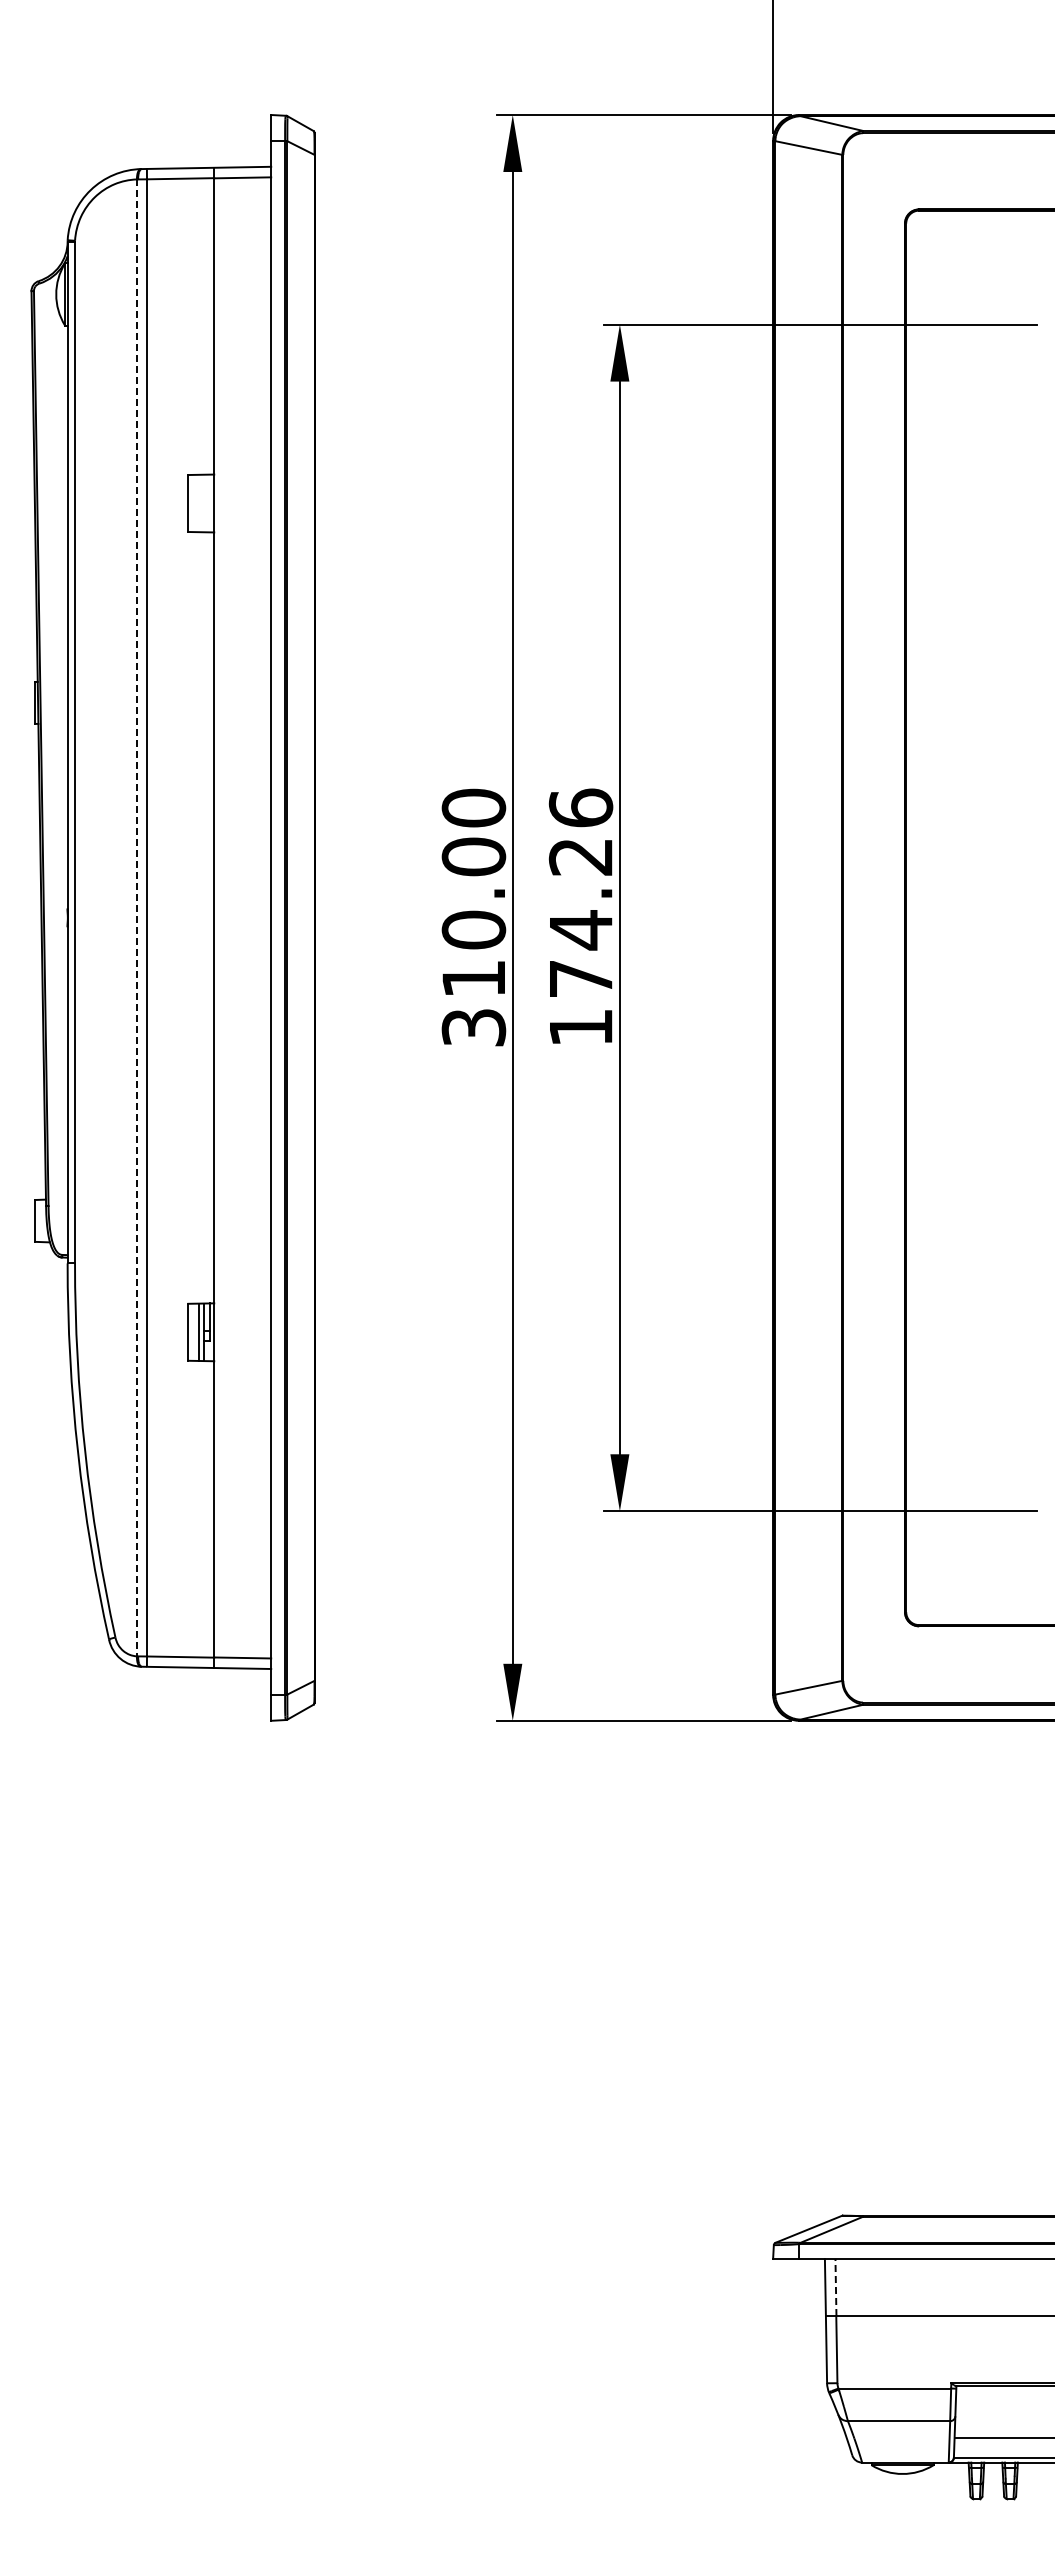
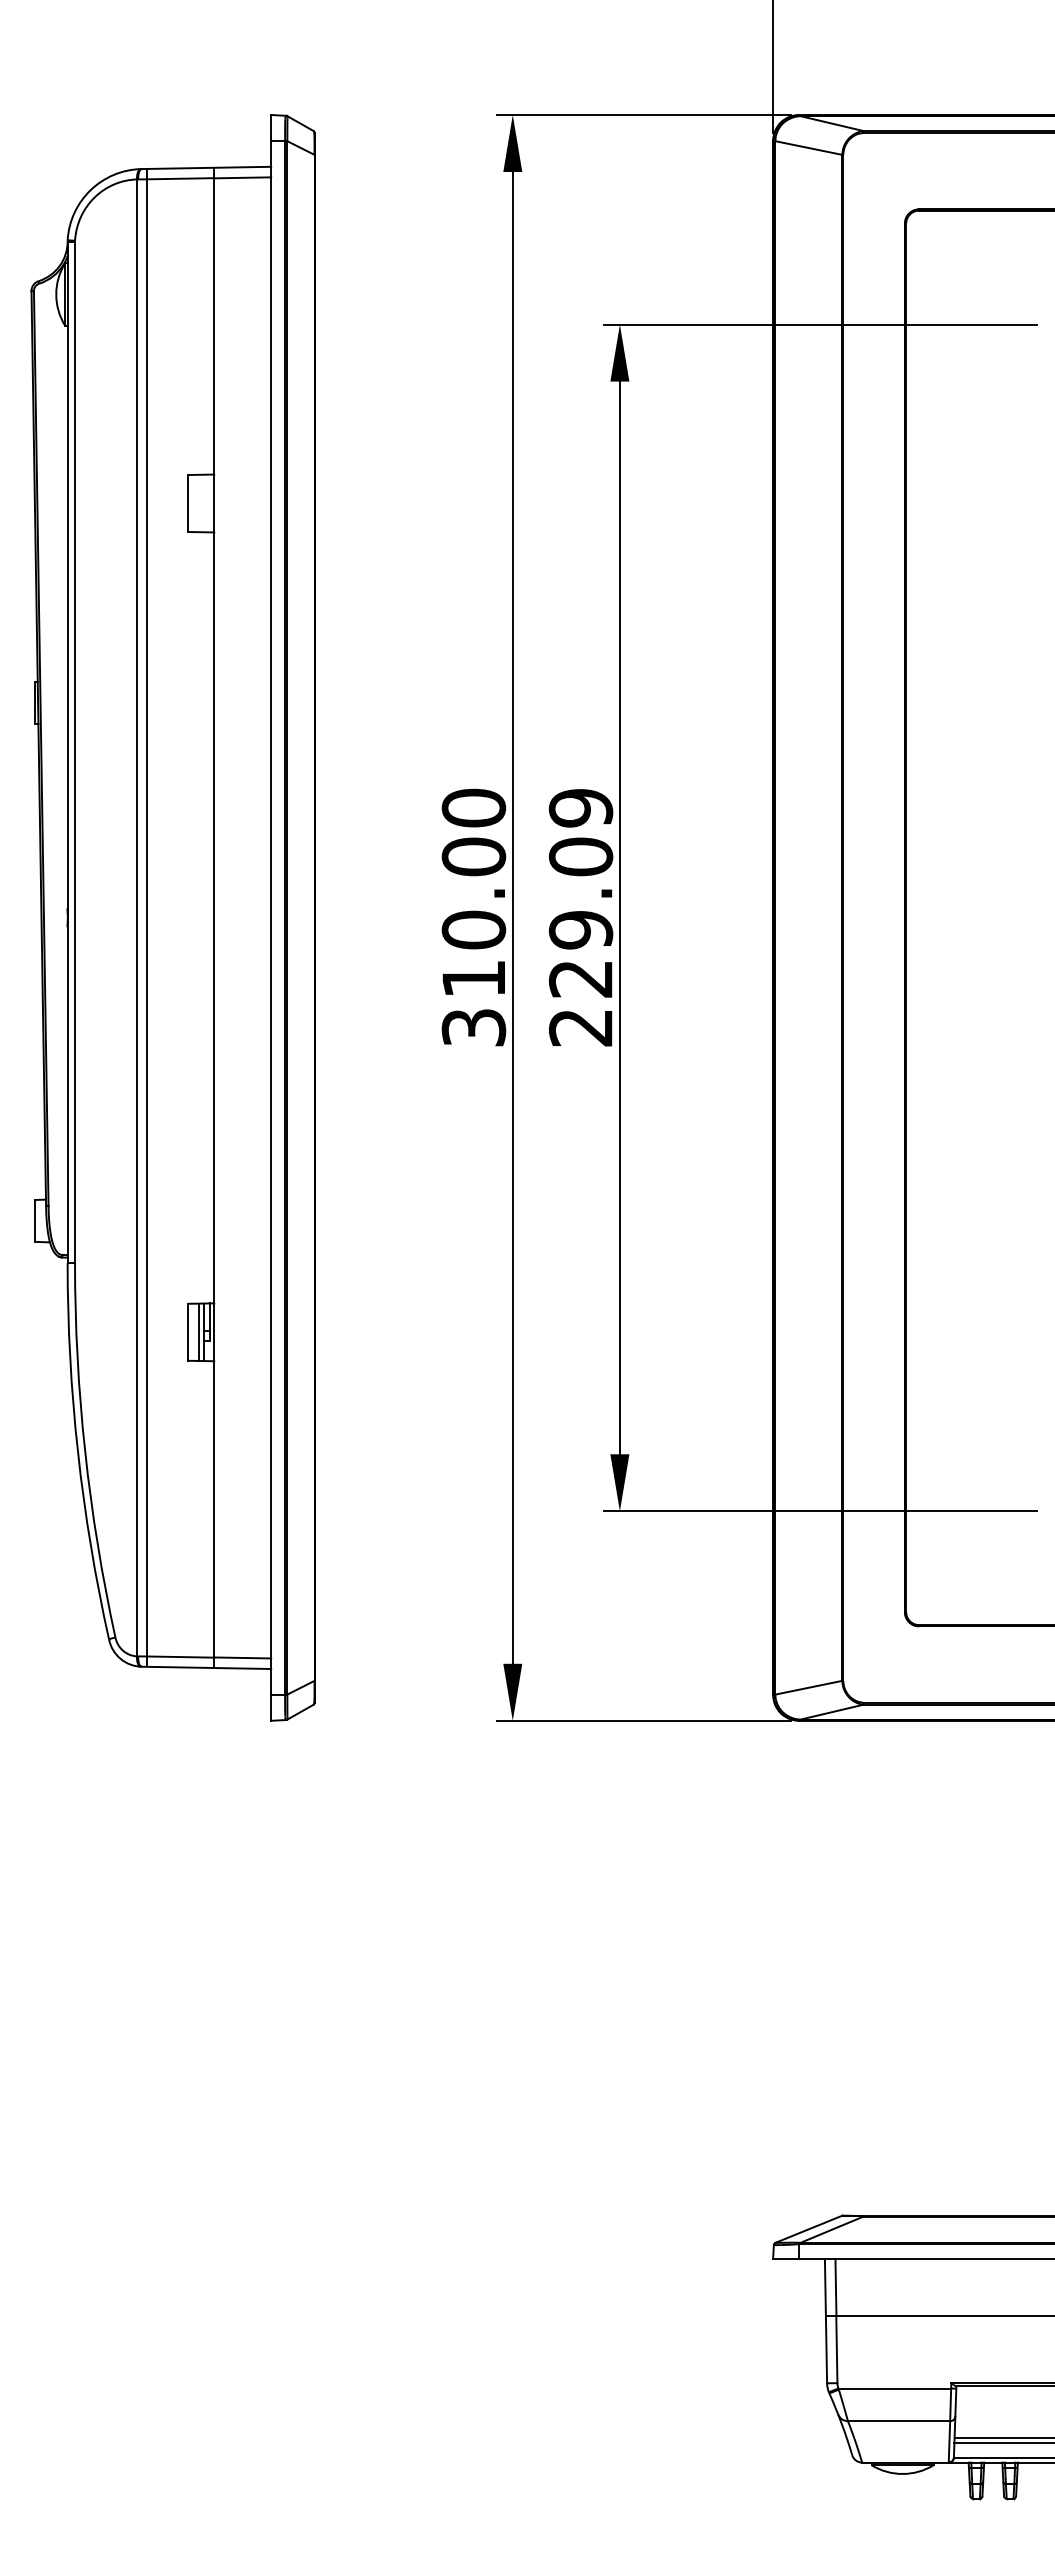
text: 174.26 -> 229.09 (580, 917)
line: dashed -> solid (136, 918)
line: dashed -> solid (835, 2287)
line: none -> present (1002, 2443)
